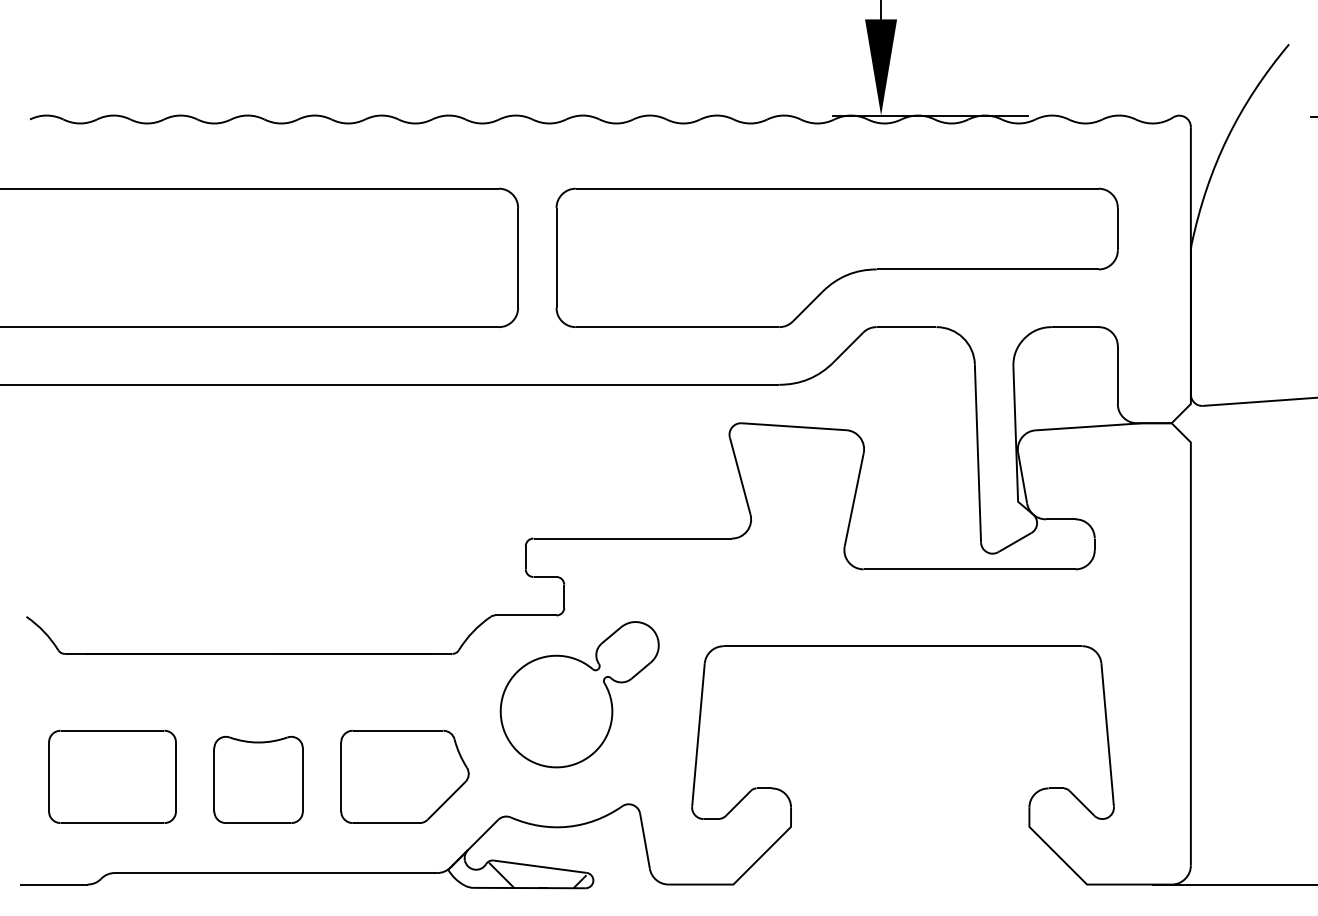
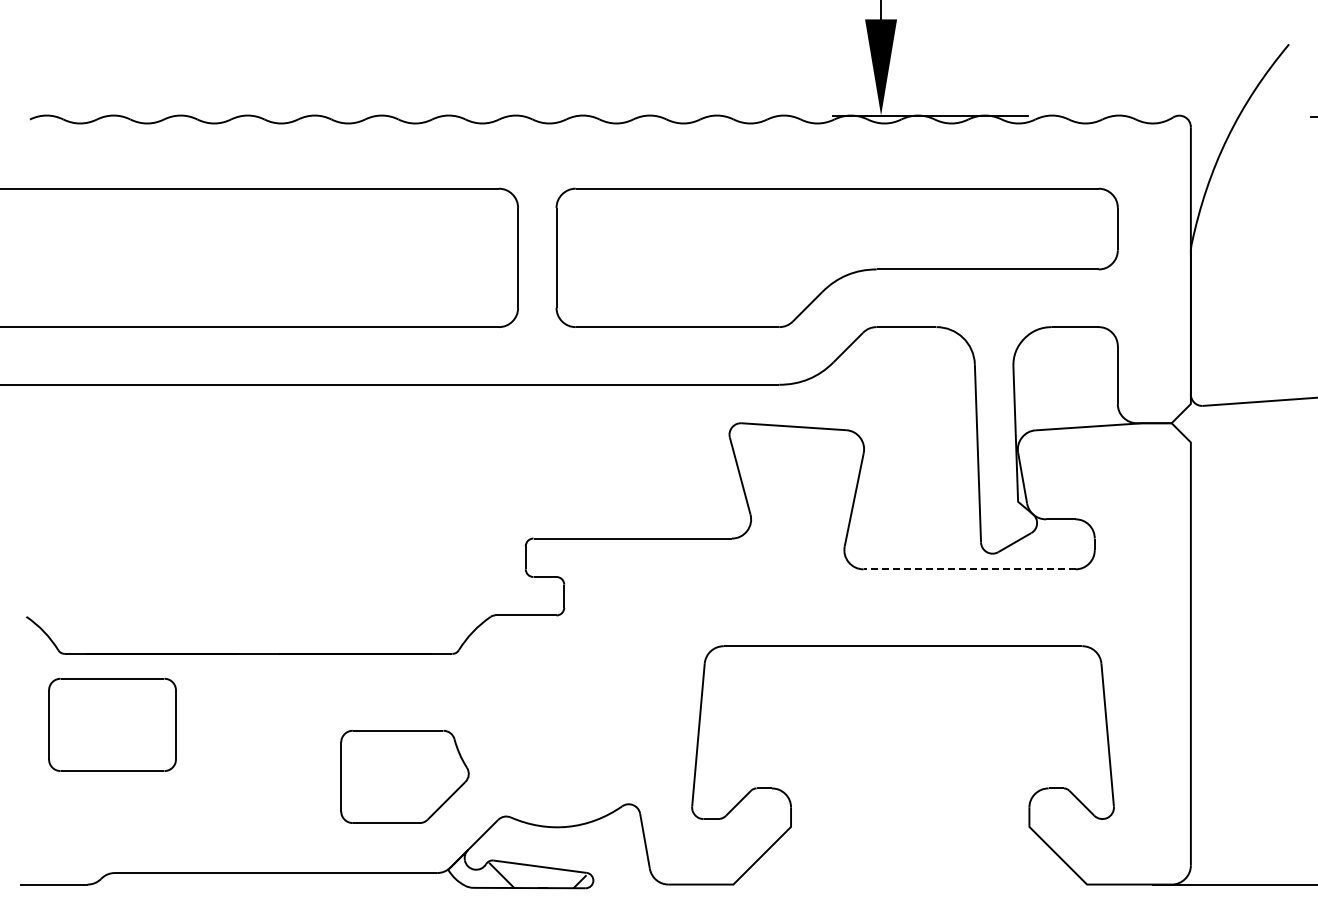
line: solid -> dashed (969, 569)
part: present -> none (579, 694)
part position: (112, 776) -> (112, 724) (112, 724)
part: present -> none (258, 779)
